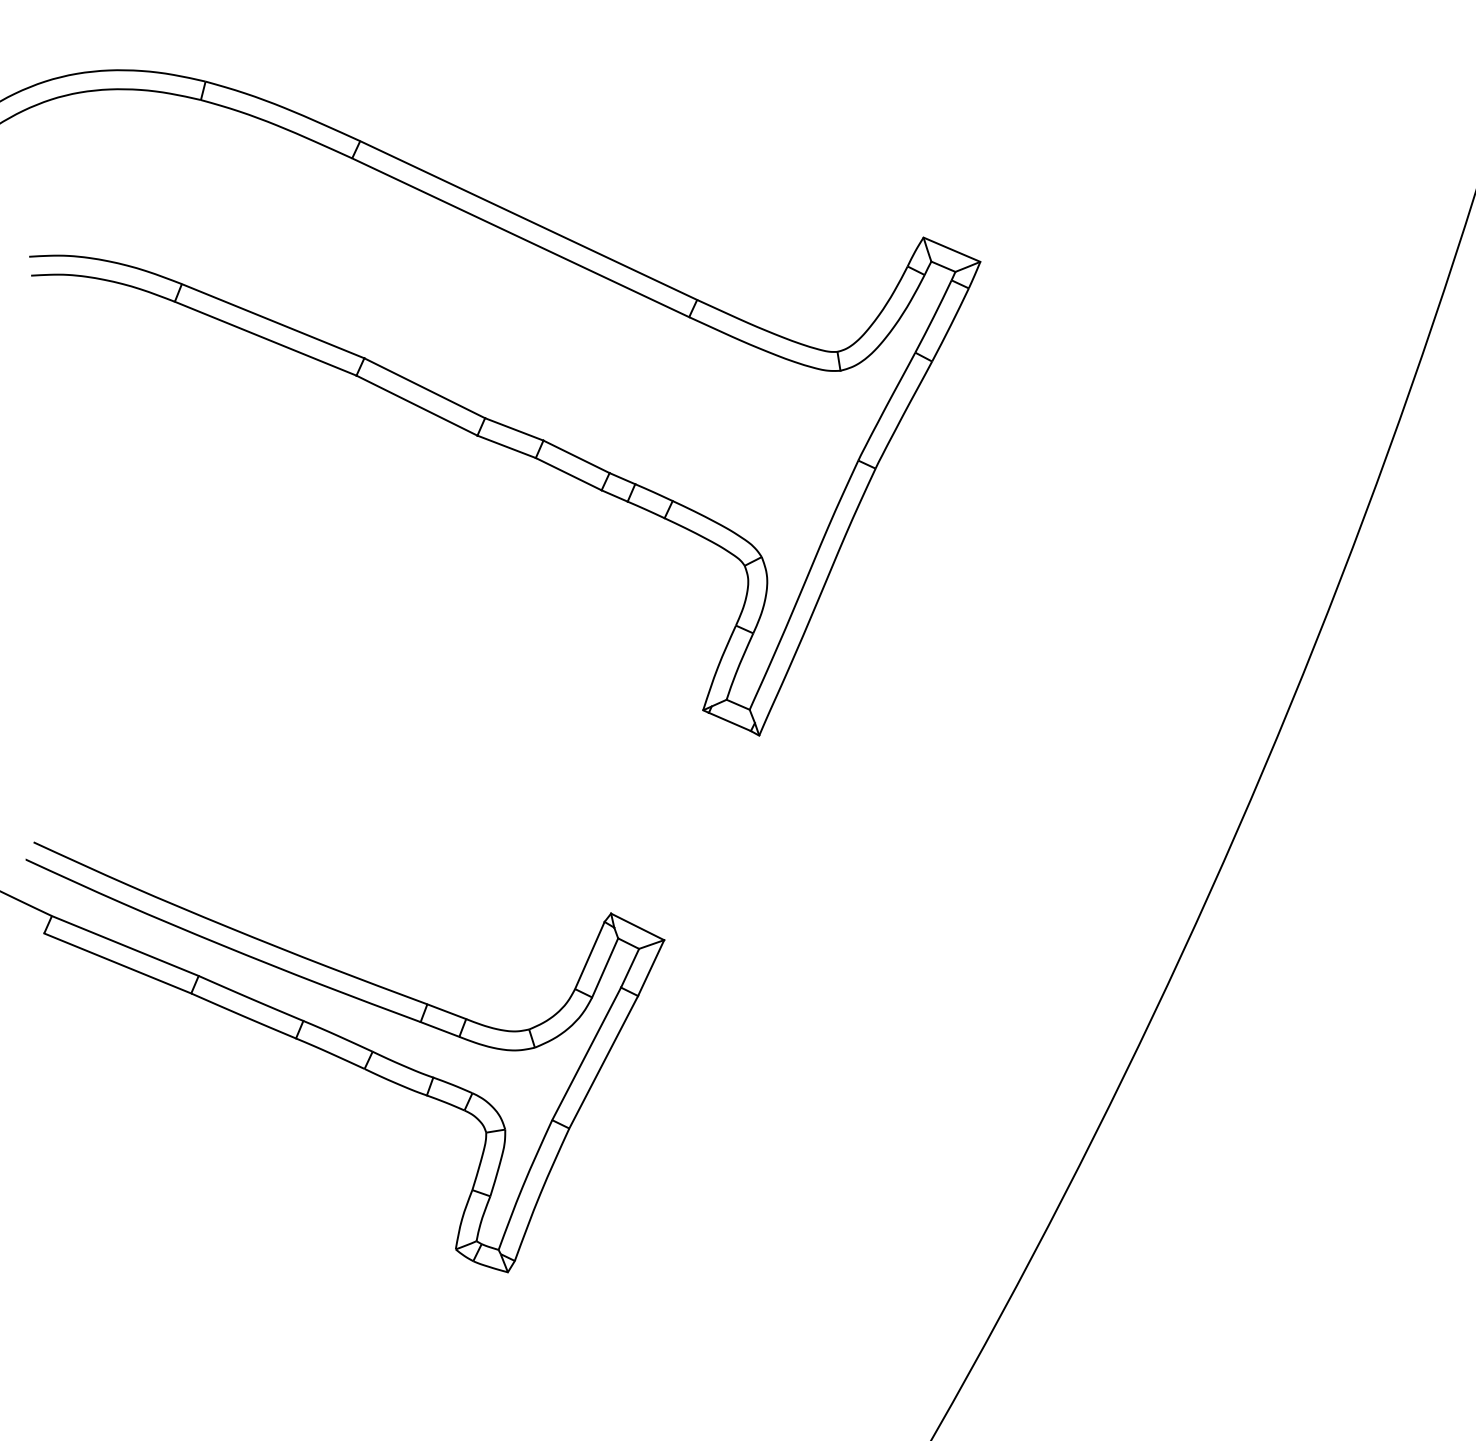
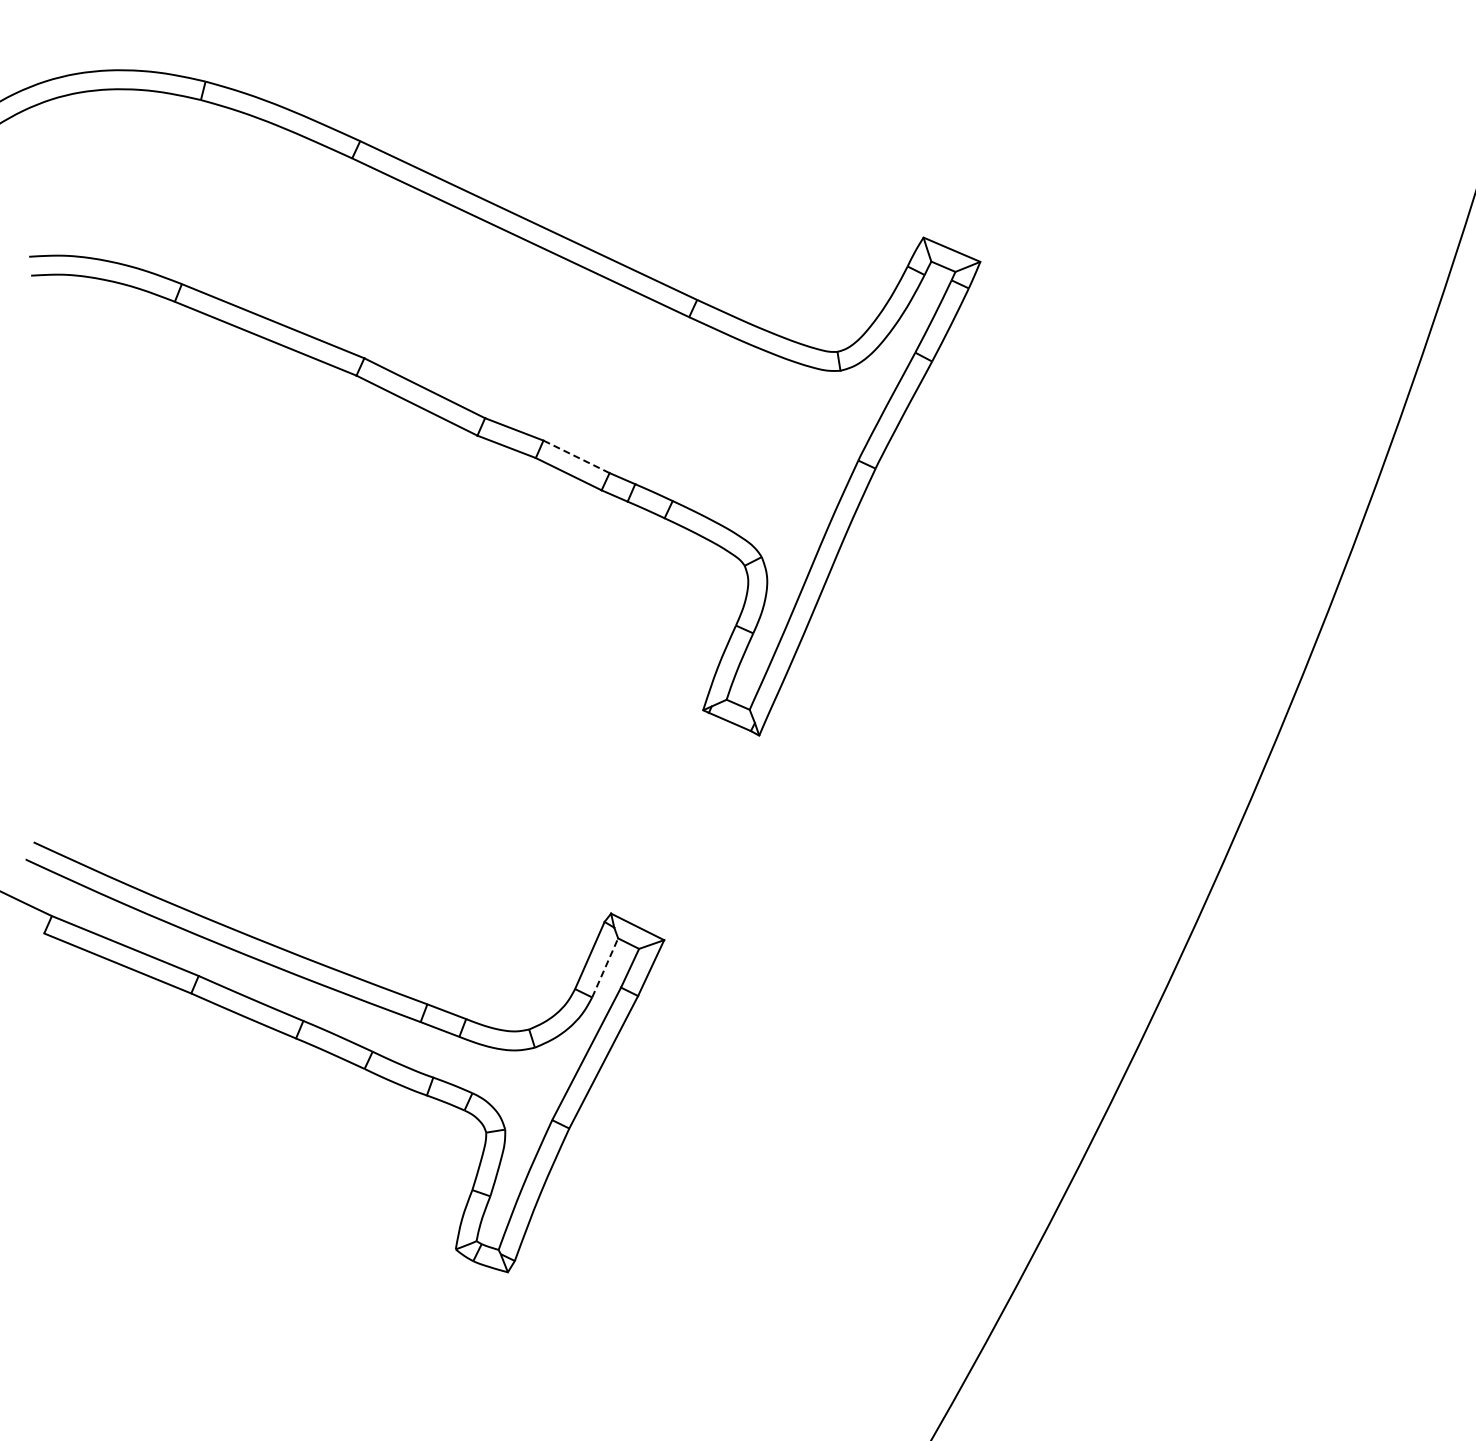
line: solid -> dashed (576, 456)
line: solid -> dashed (605, 967)
